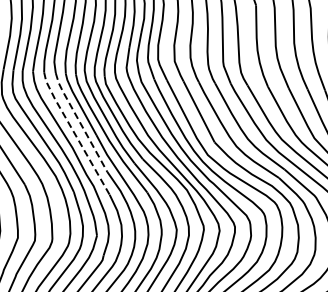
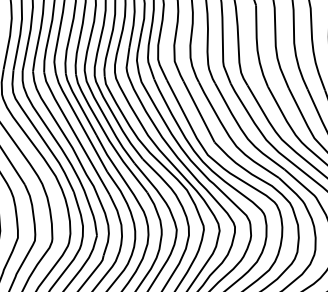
line: dashed -> solid (79, 121)
line: dashed -> solid (74, 133)
